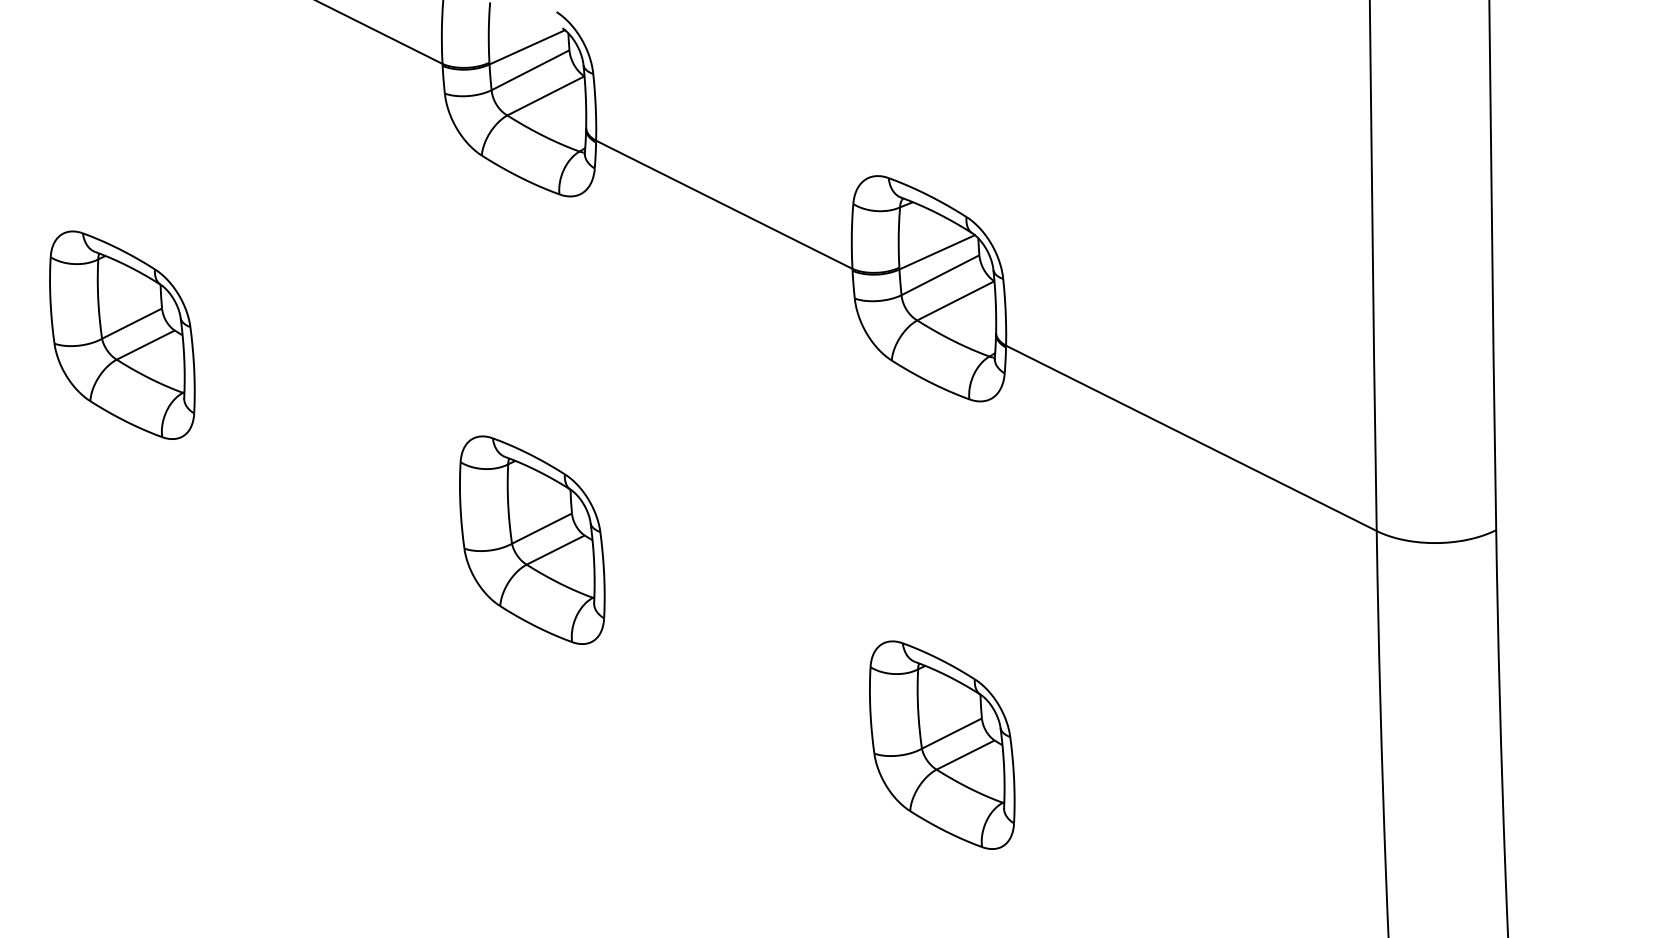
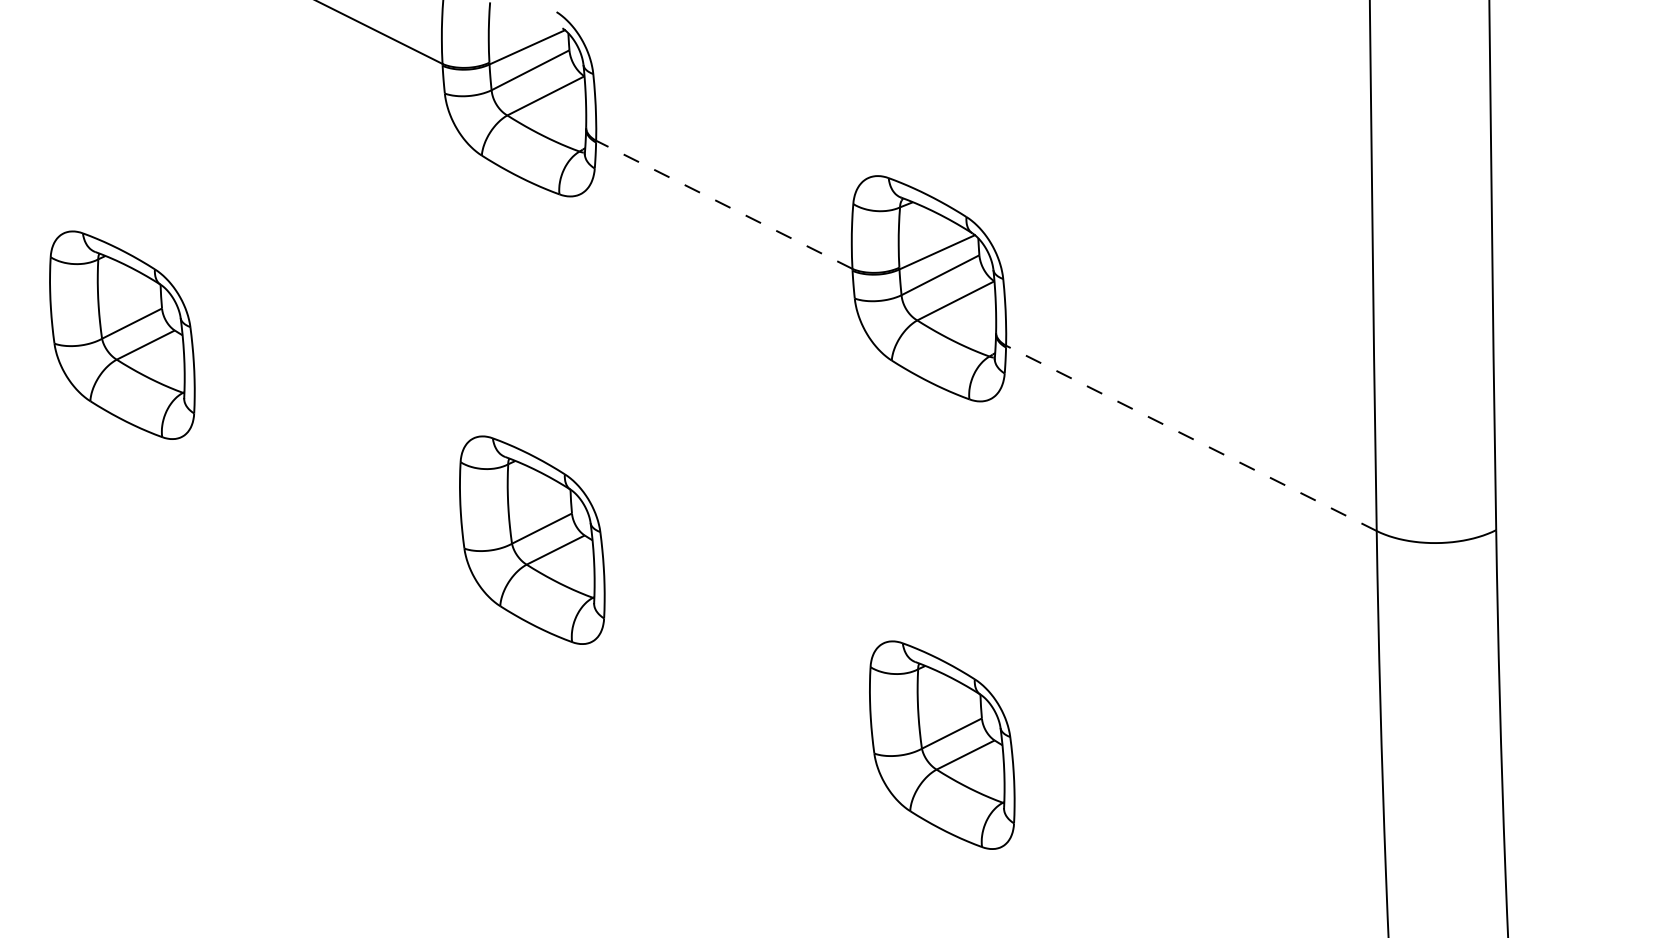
line: solid -> dashed (723, 204)
line: solid -> dashed (1190, 438)
